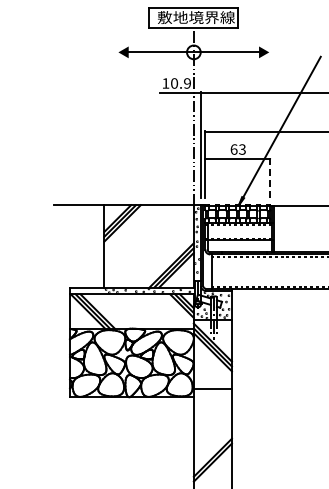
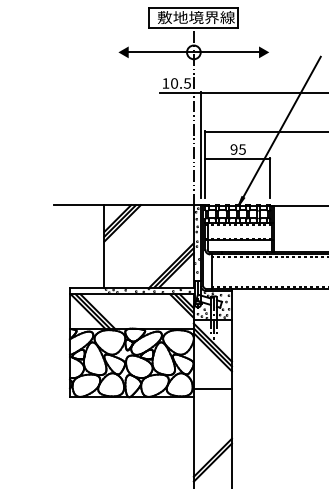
text: 10.9 -> 10.5 (186, 83)
text: 63 -> 95 (237, 149)
line: dashed -> solid (270, 178)
